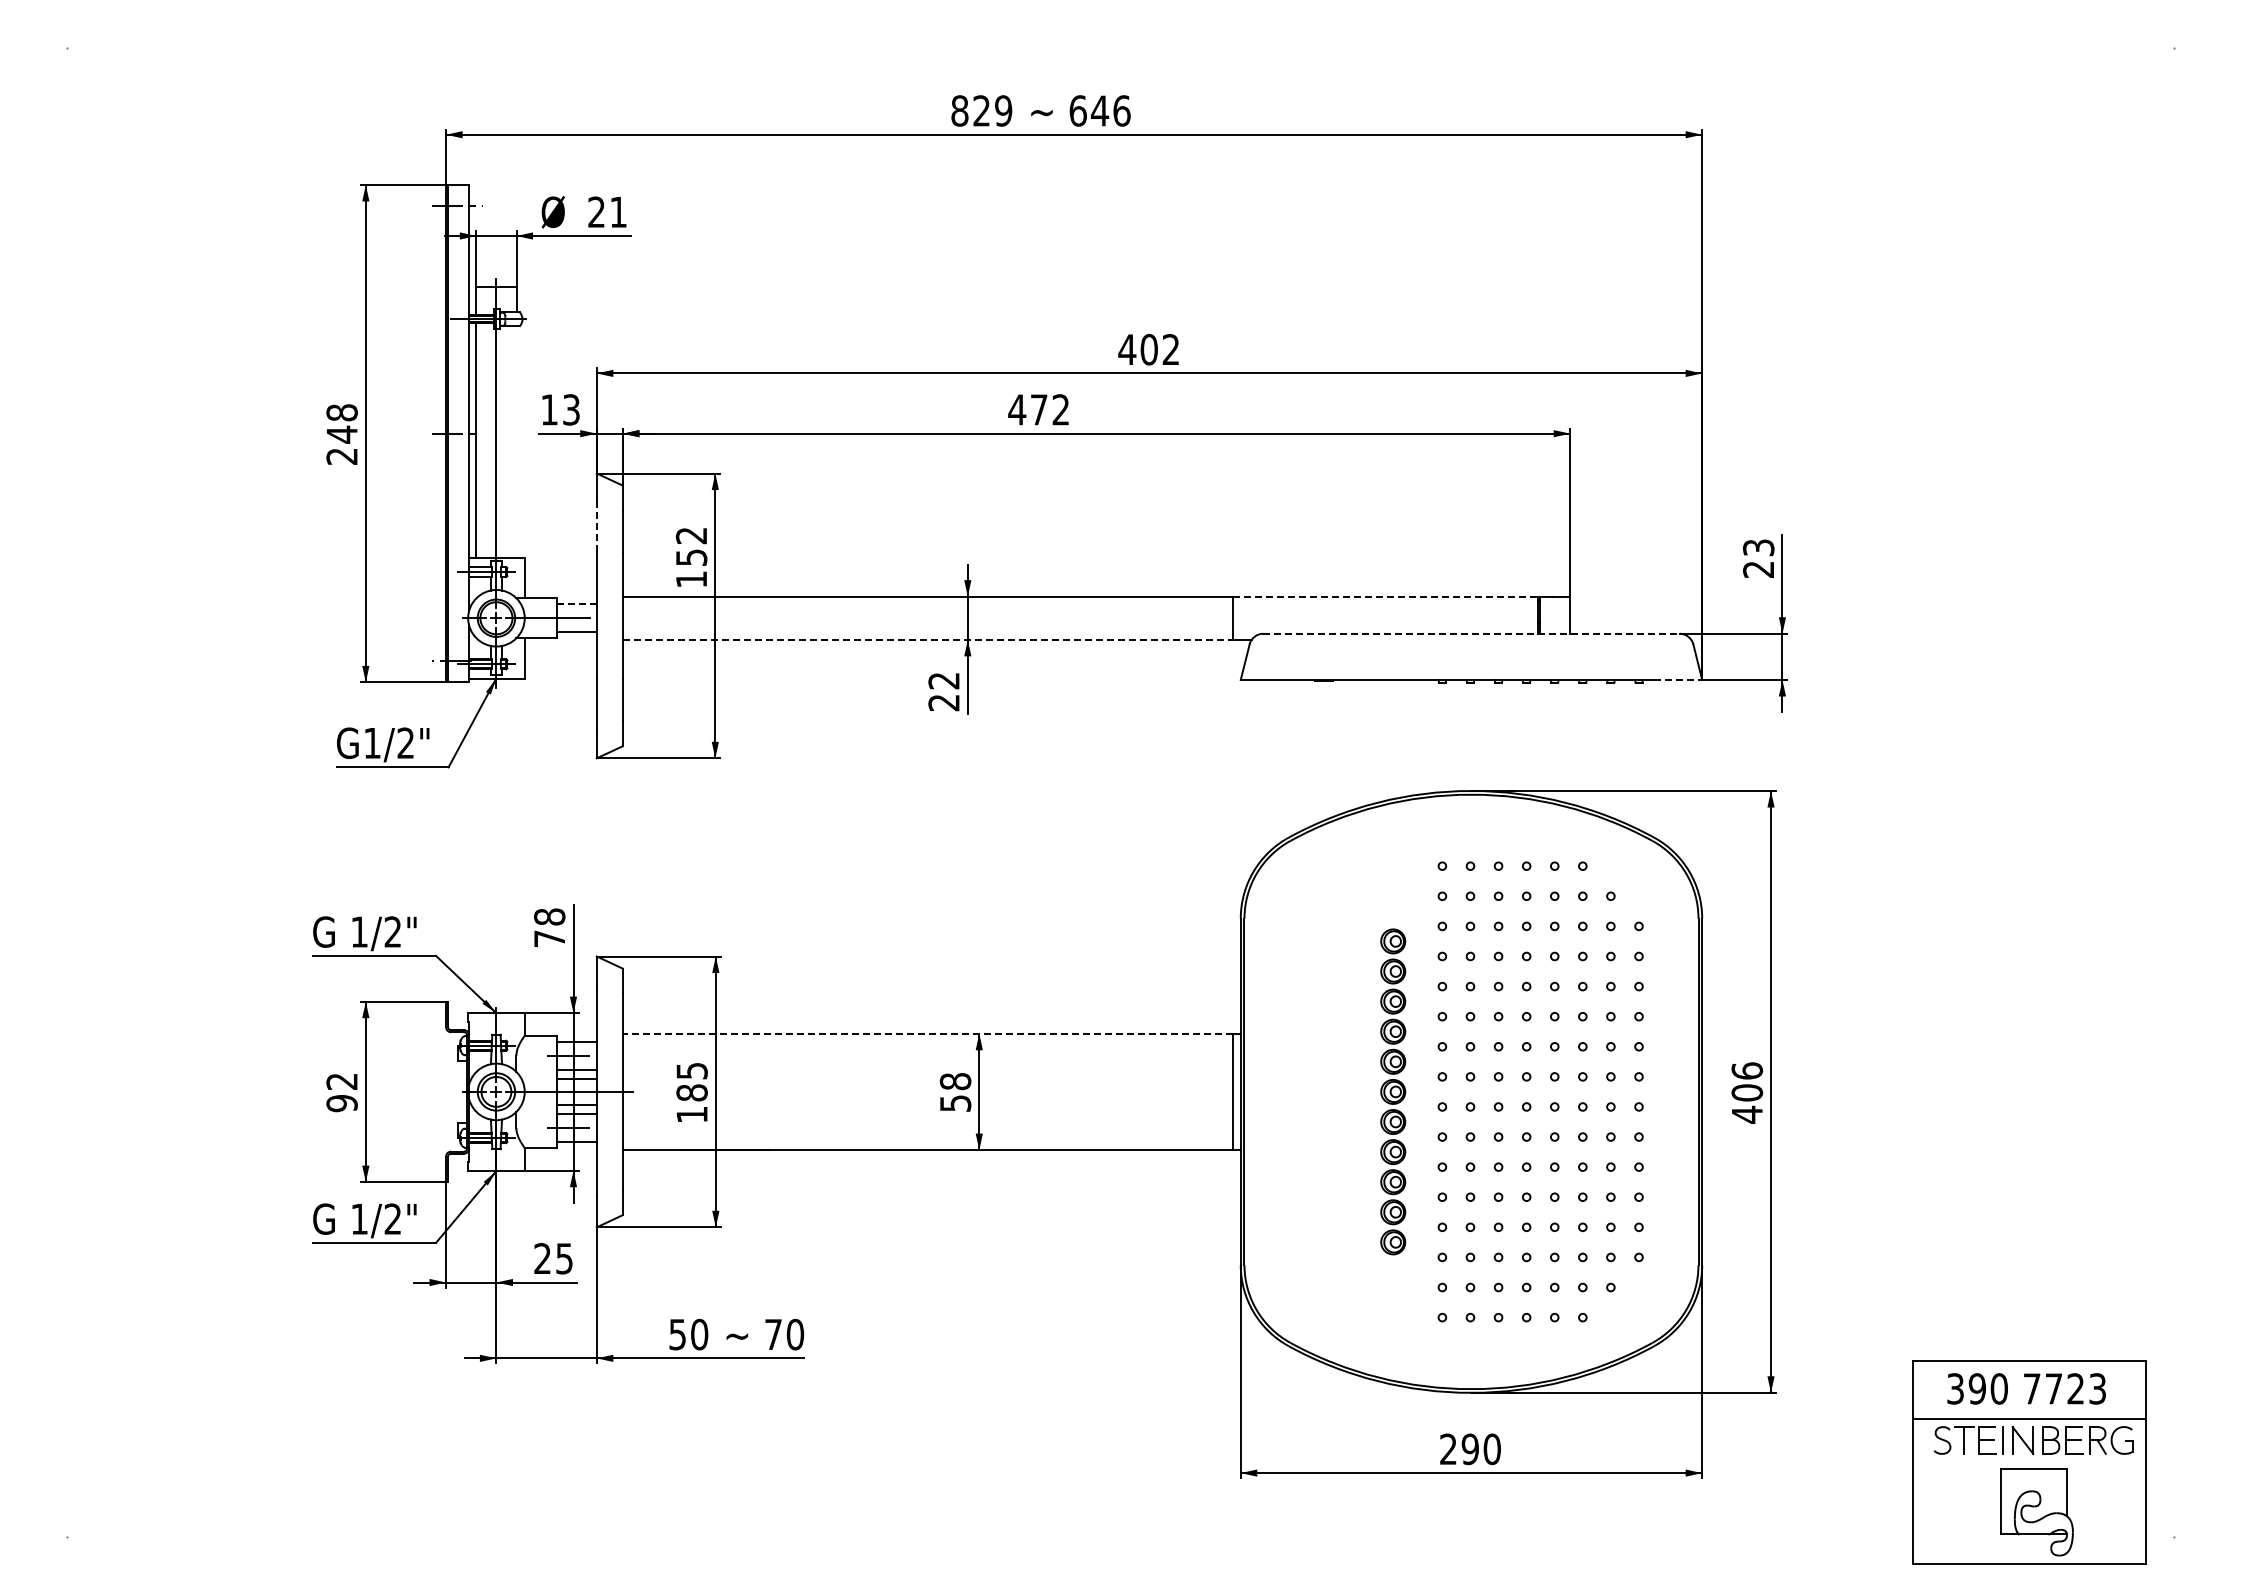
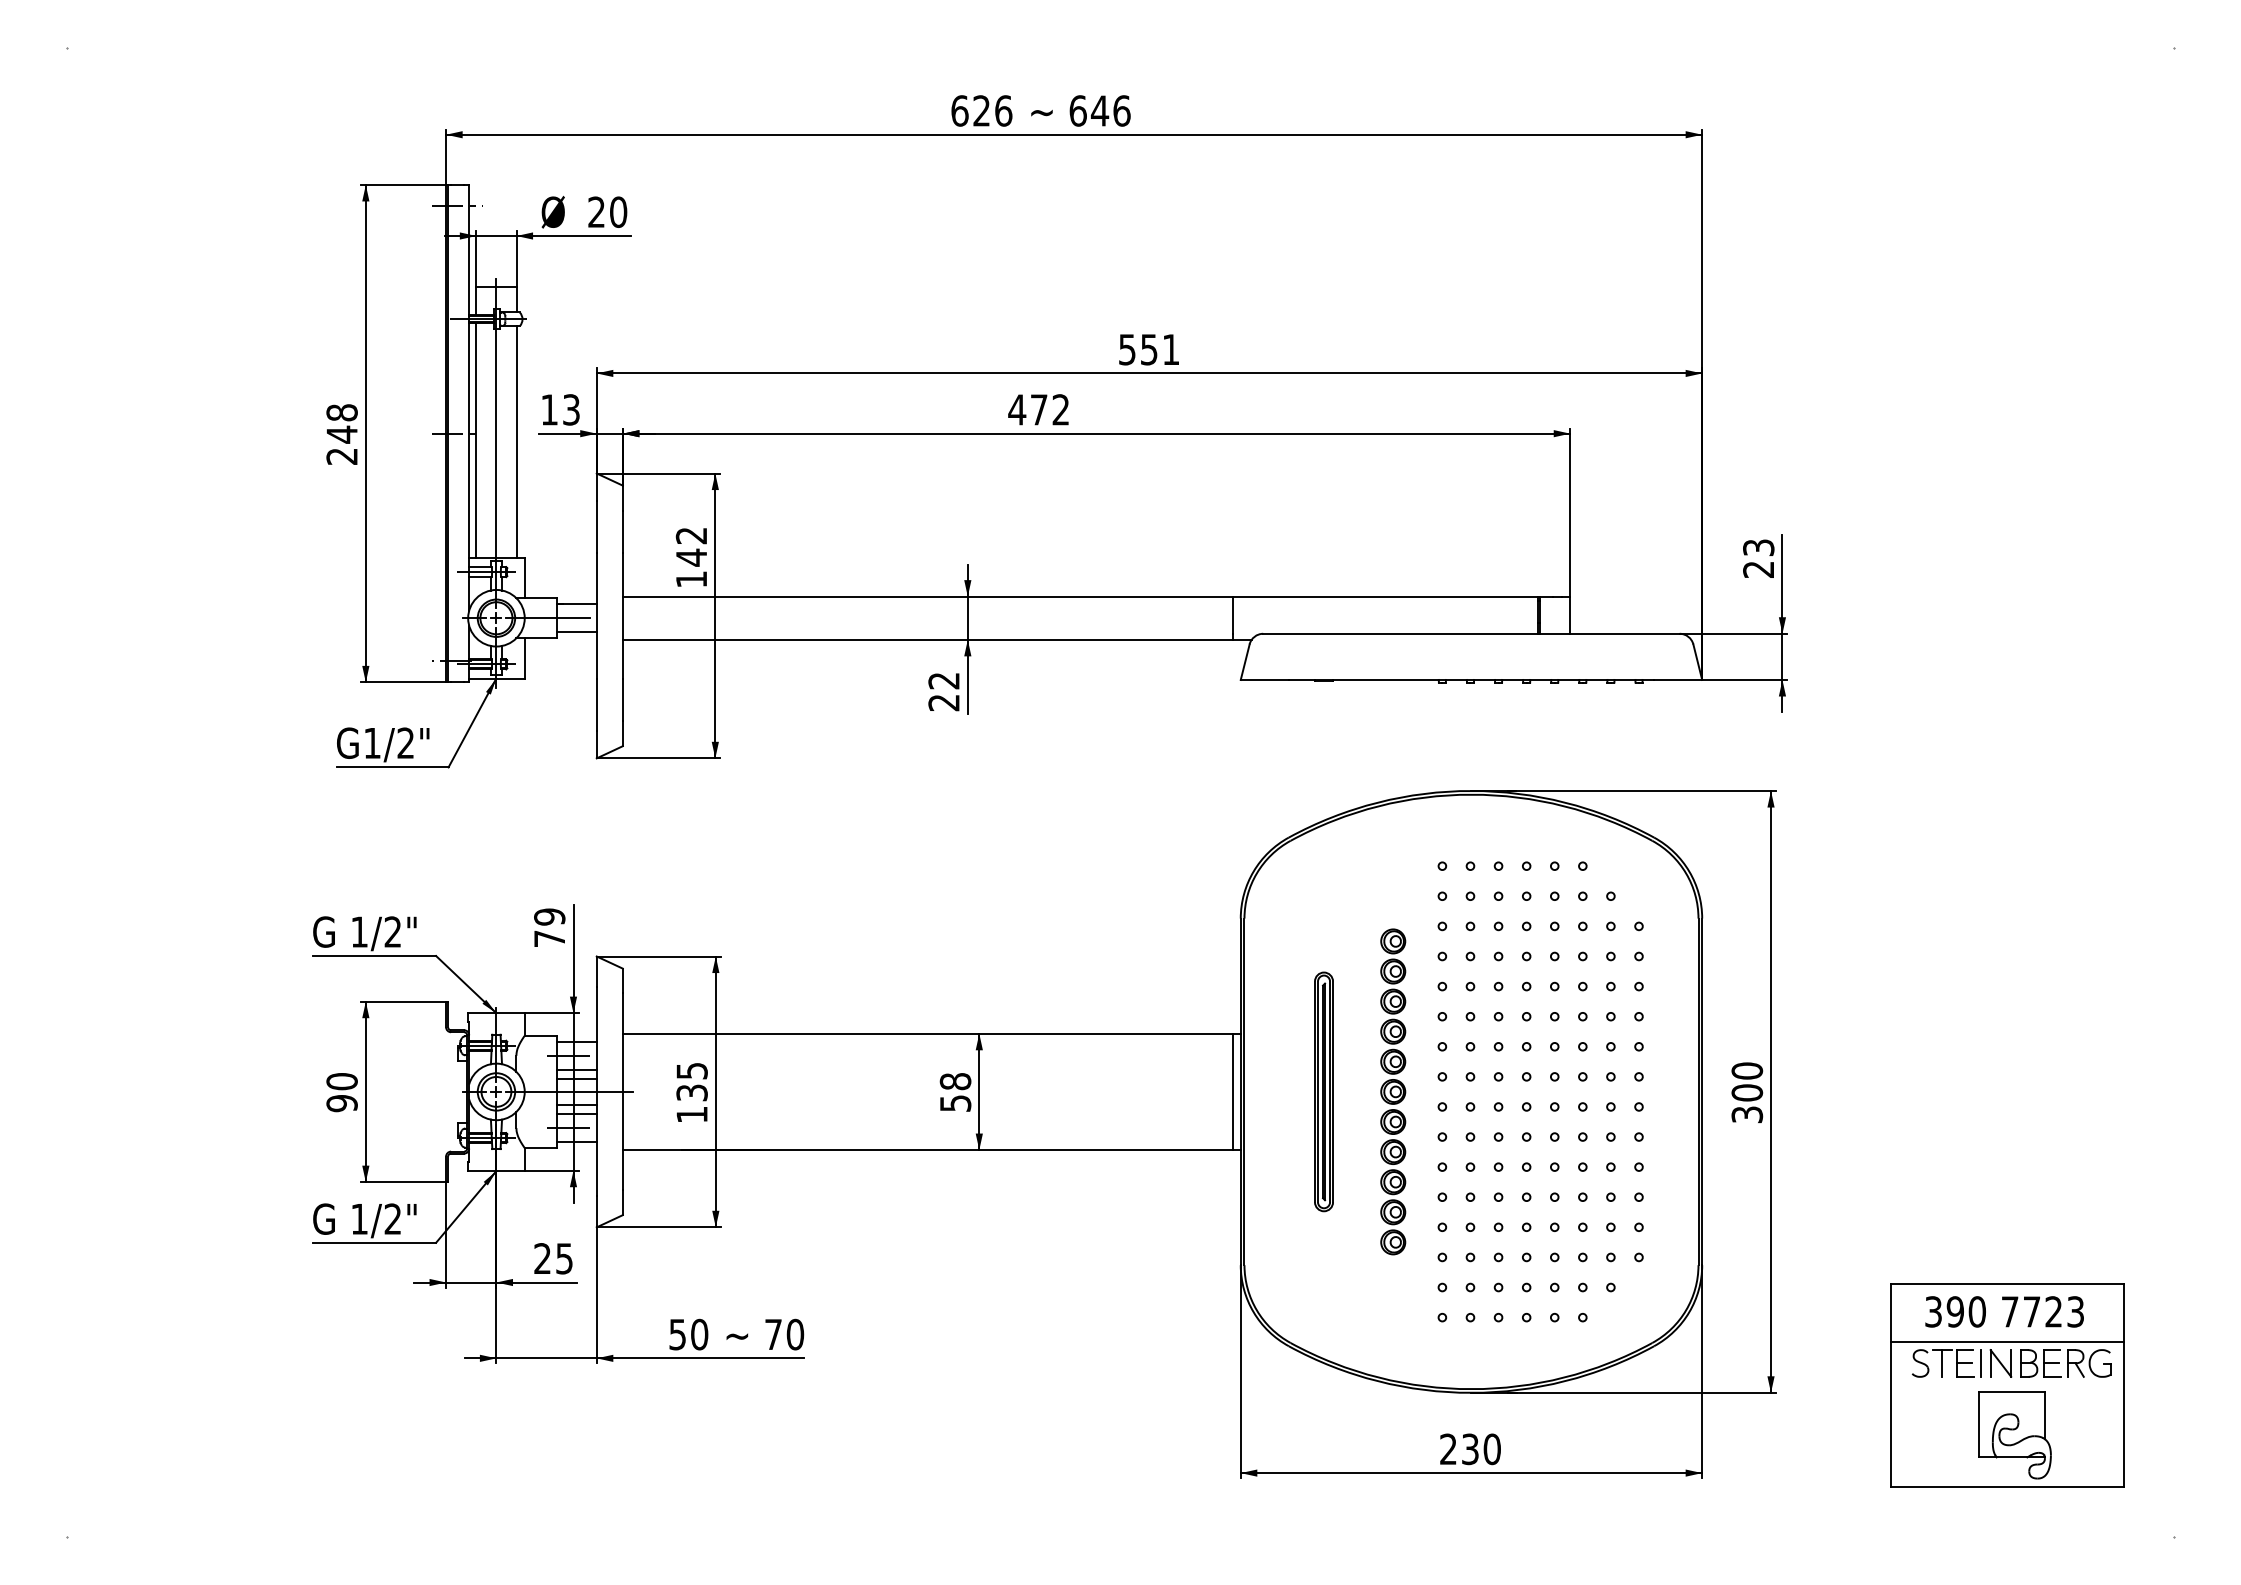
text: 829 -> 626 (981, 110)
text: 21 -> 20 (618, 211)
text: 402 -> 551 (1148, 349)
line: none -> present (516, 441)
line: dashed -> solid (596, 527)
text: 152 -> 142 (691, 557)
line: dashed -> solid (1385, 596)
line: dashed -> solid (577, 604)
line: dashed -> solid (1471, 633)
line: dashed -> solid (927, 639)
line: dashed -> solid (1678, 679)
text: 78 -> 79 (549, 916)
line: dashed -> solid (927, 1033)
text: 92 -> 90 (341, 1081)
part: none -> present (1323, 1091)
text: 185 -> 135 (691, 1092)
text: 406 -> 300 (1747, 1092)
text: 290 -> 230 (1469, 1448)
part position: (2029, 1462) -> (2007, 1385) (2007, 1385)
